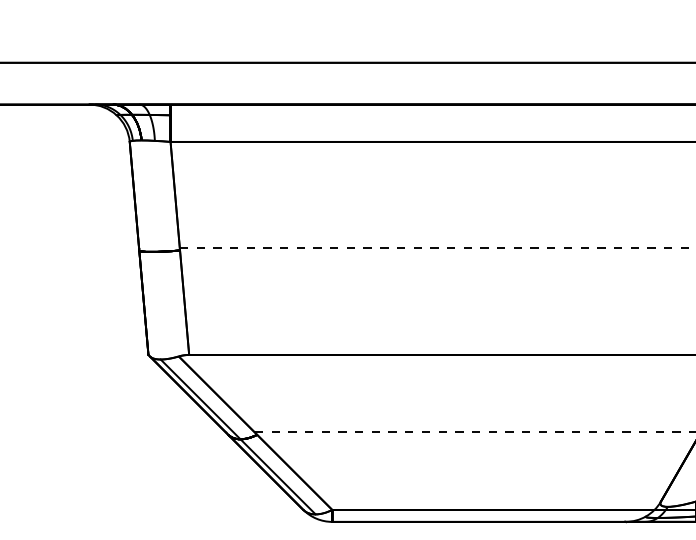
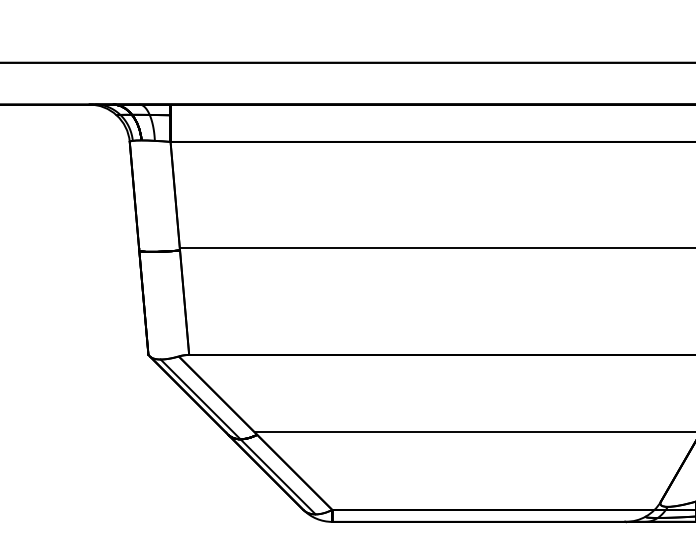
line: dashed -> solid (437, 248)
line: dashed -> solid (475, 432)
